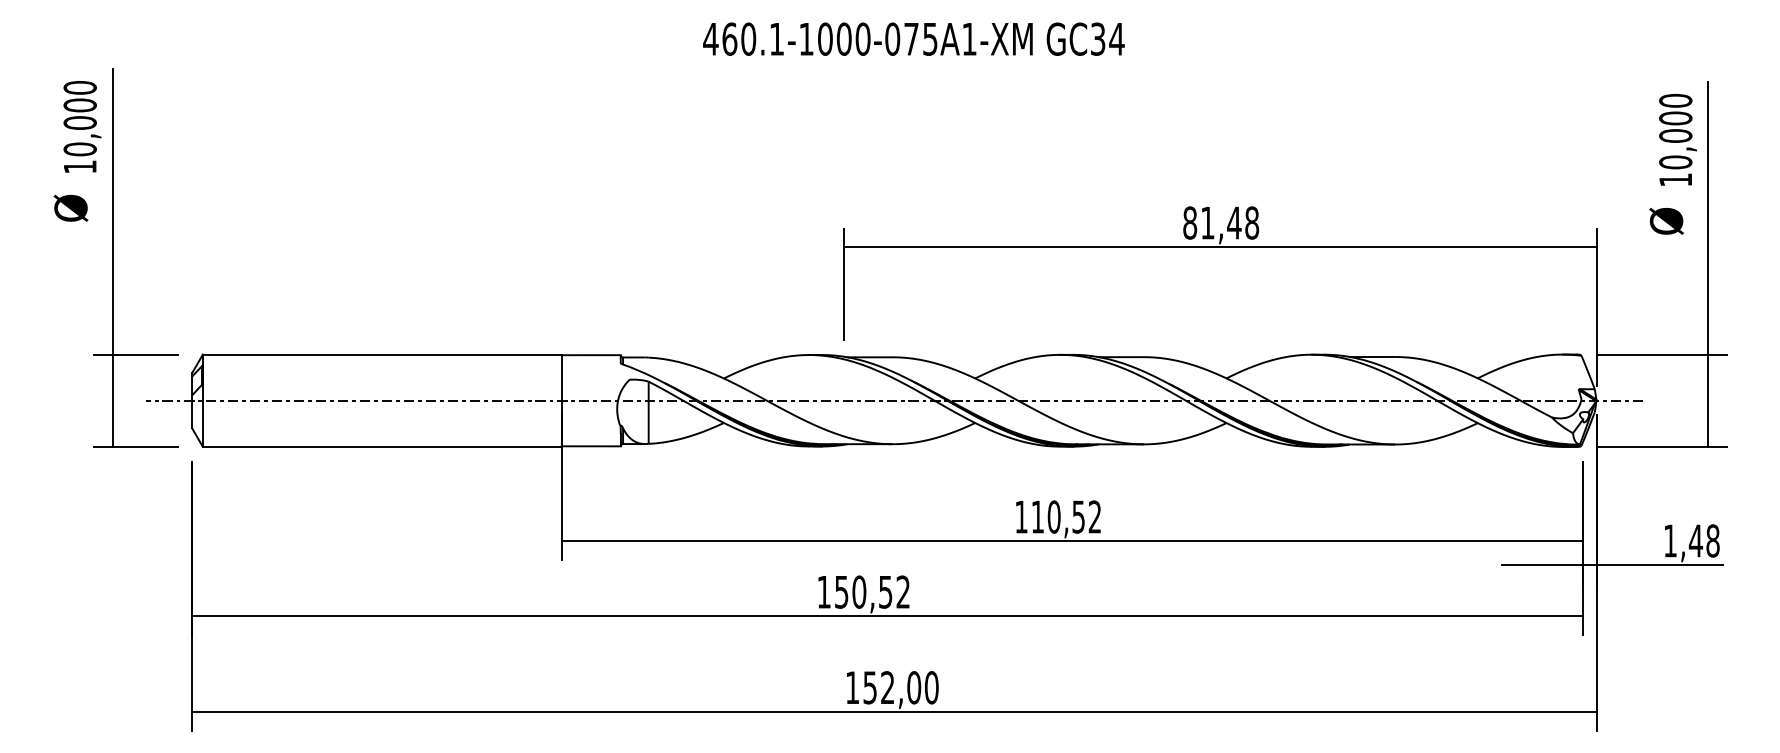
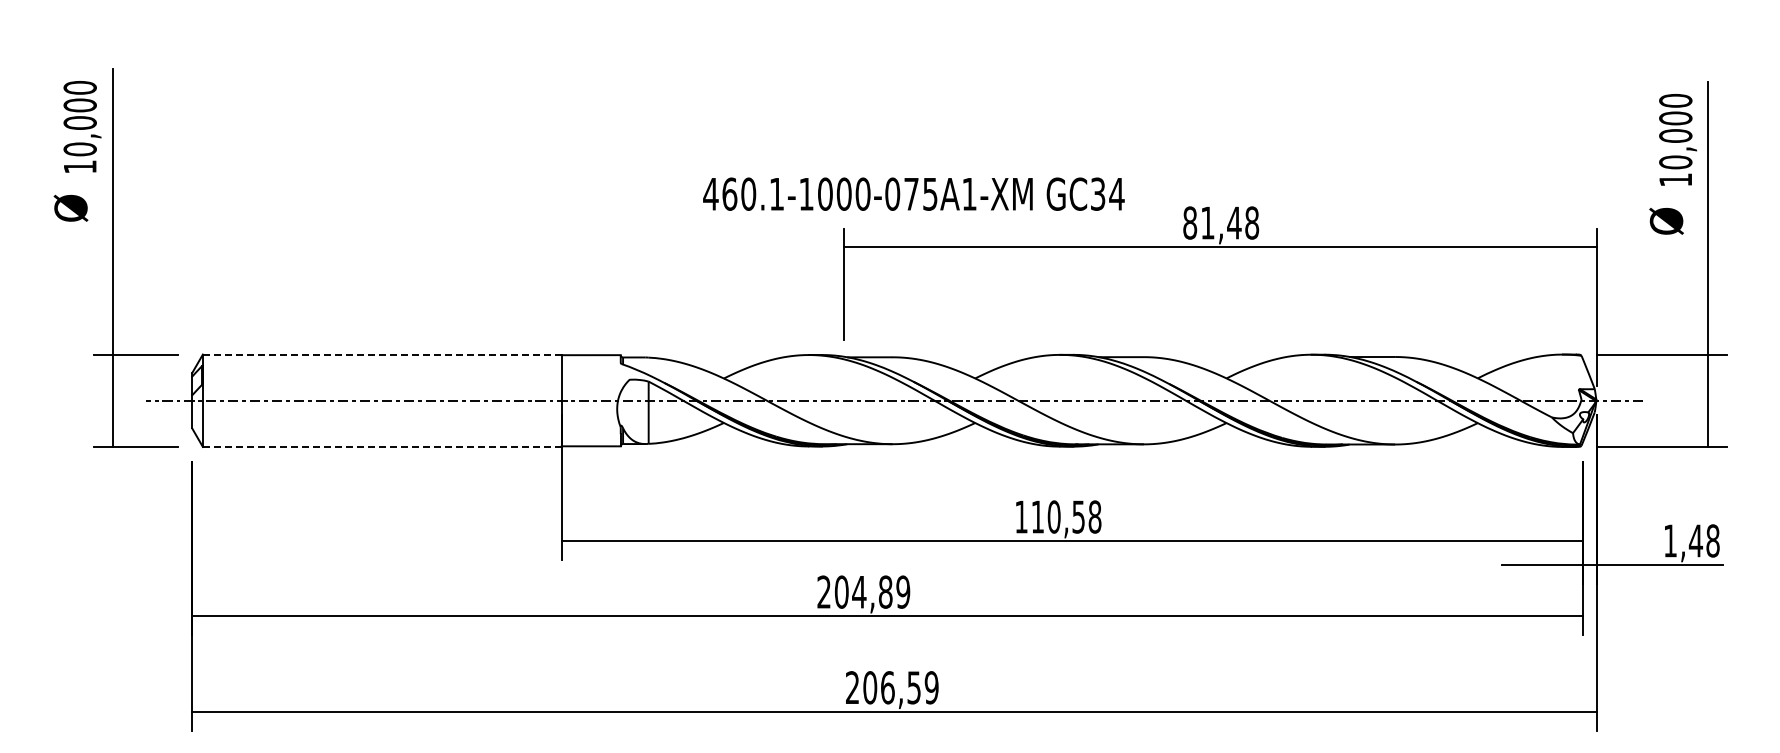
text position: (913, 38) -> (913, 193) (913, 193)
line: solid -> dashed (381, 354)
line: solid -> dashed (382, 446)
text: 110,52 -> 110,58 (1094, 516)
text: 150,52 -> 204,89 (863, 591)
text: 152,00 -> 206,59 (892, 687)
